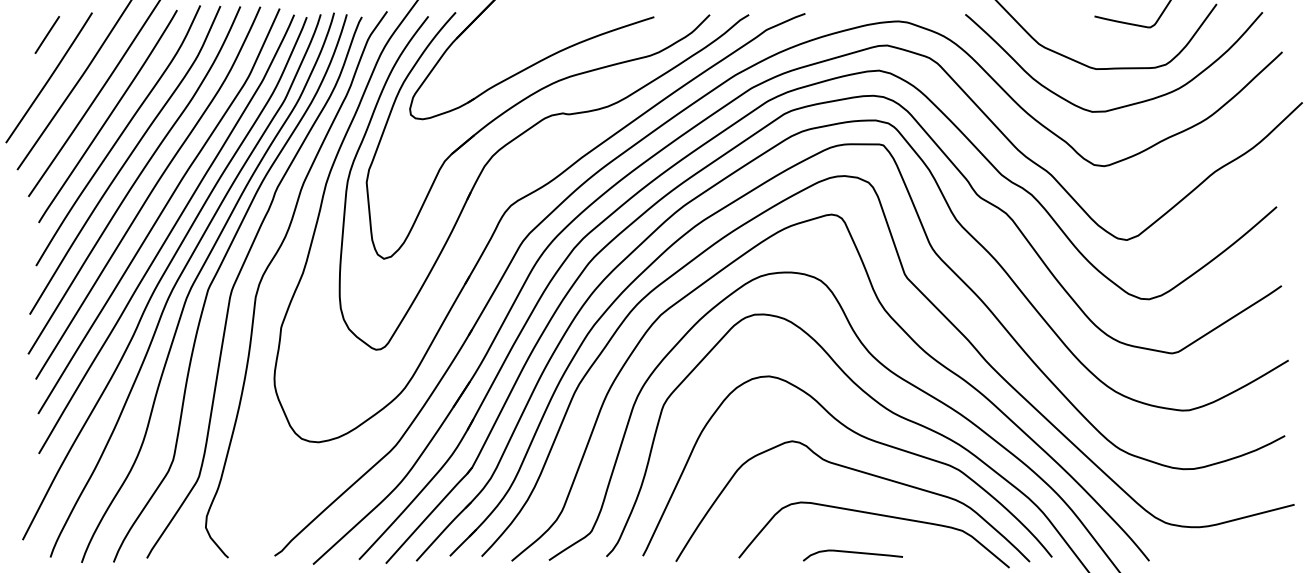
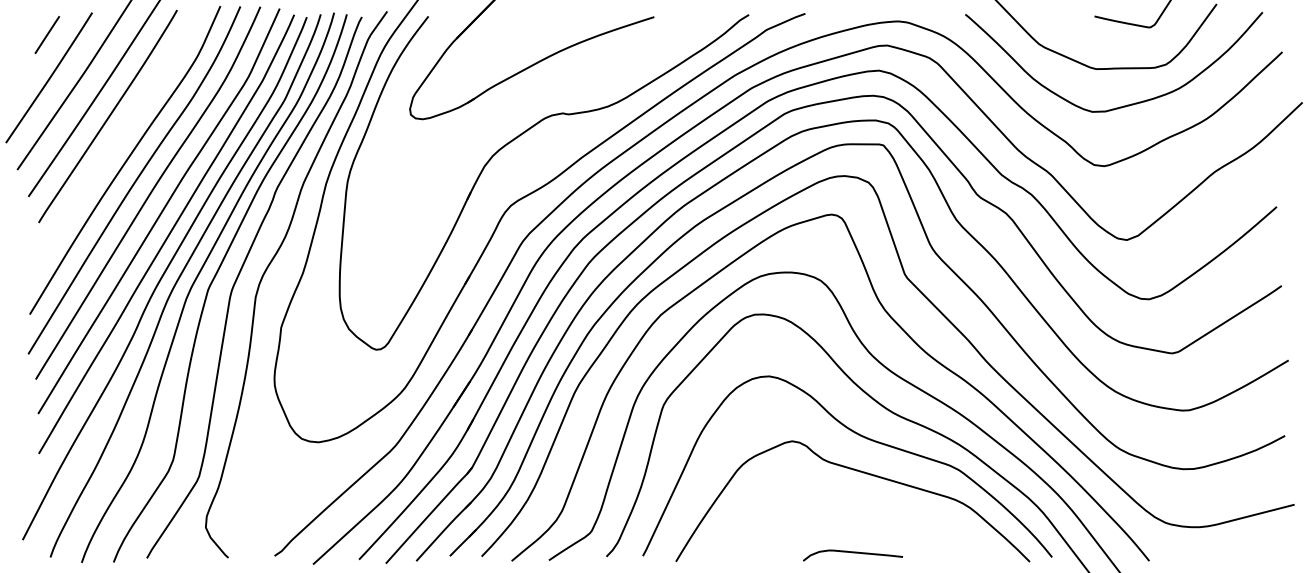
part: present -> none (518, 104)
curve: present -> none (118, 136)
curve: present -> none (876, 515)
